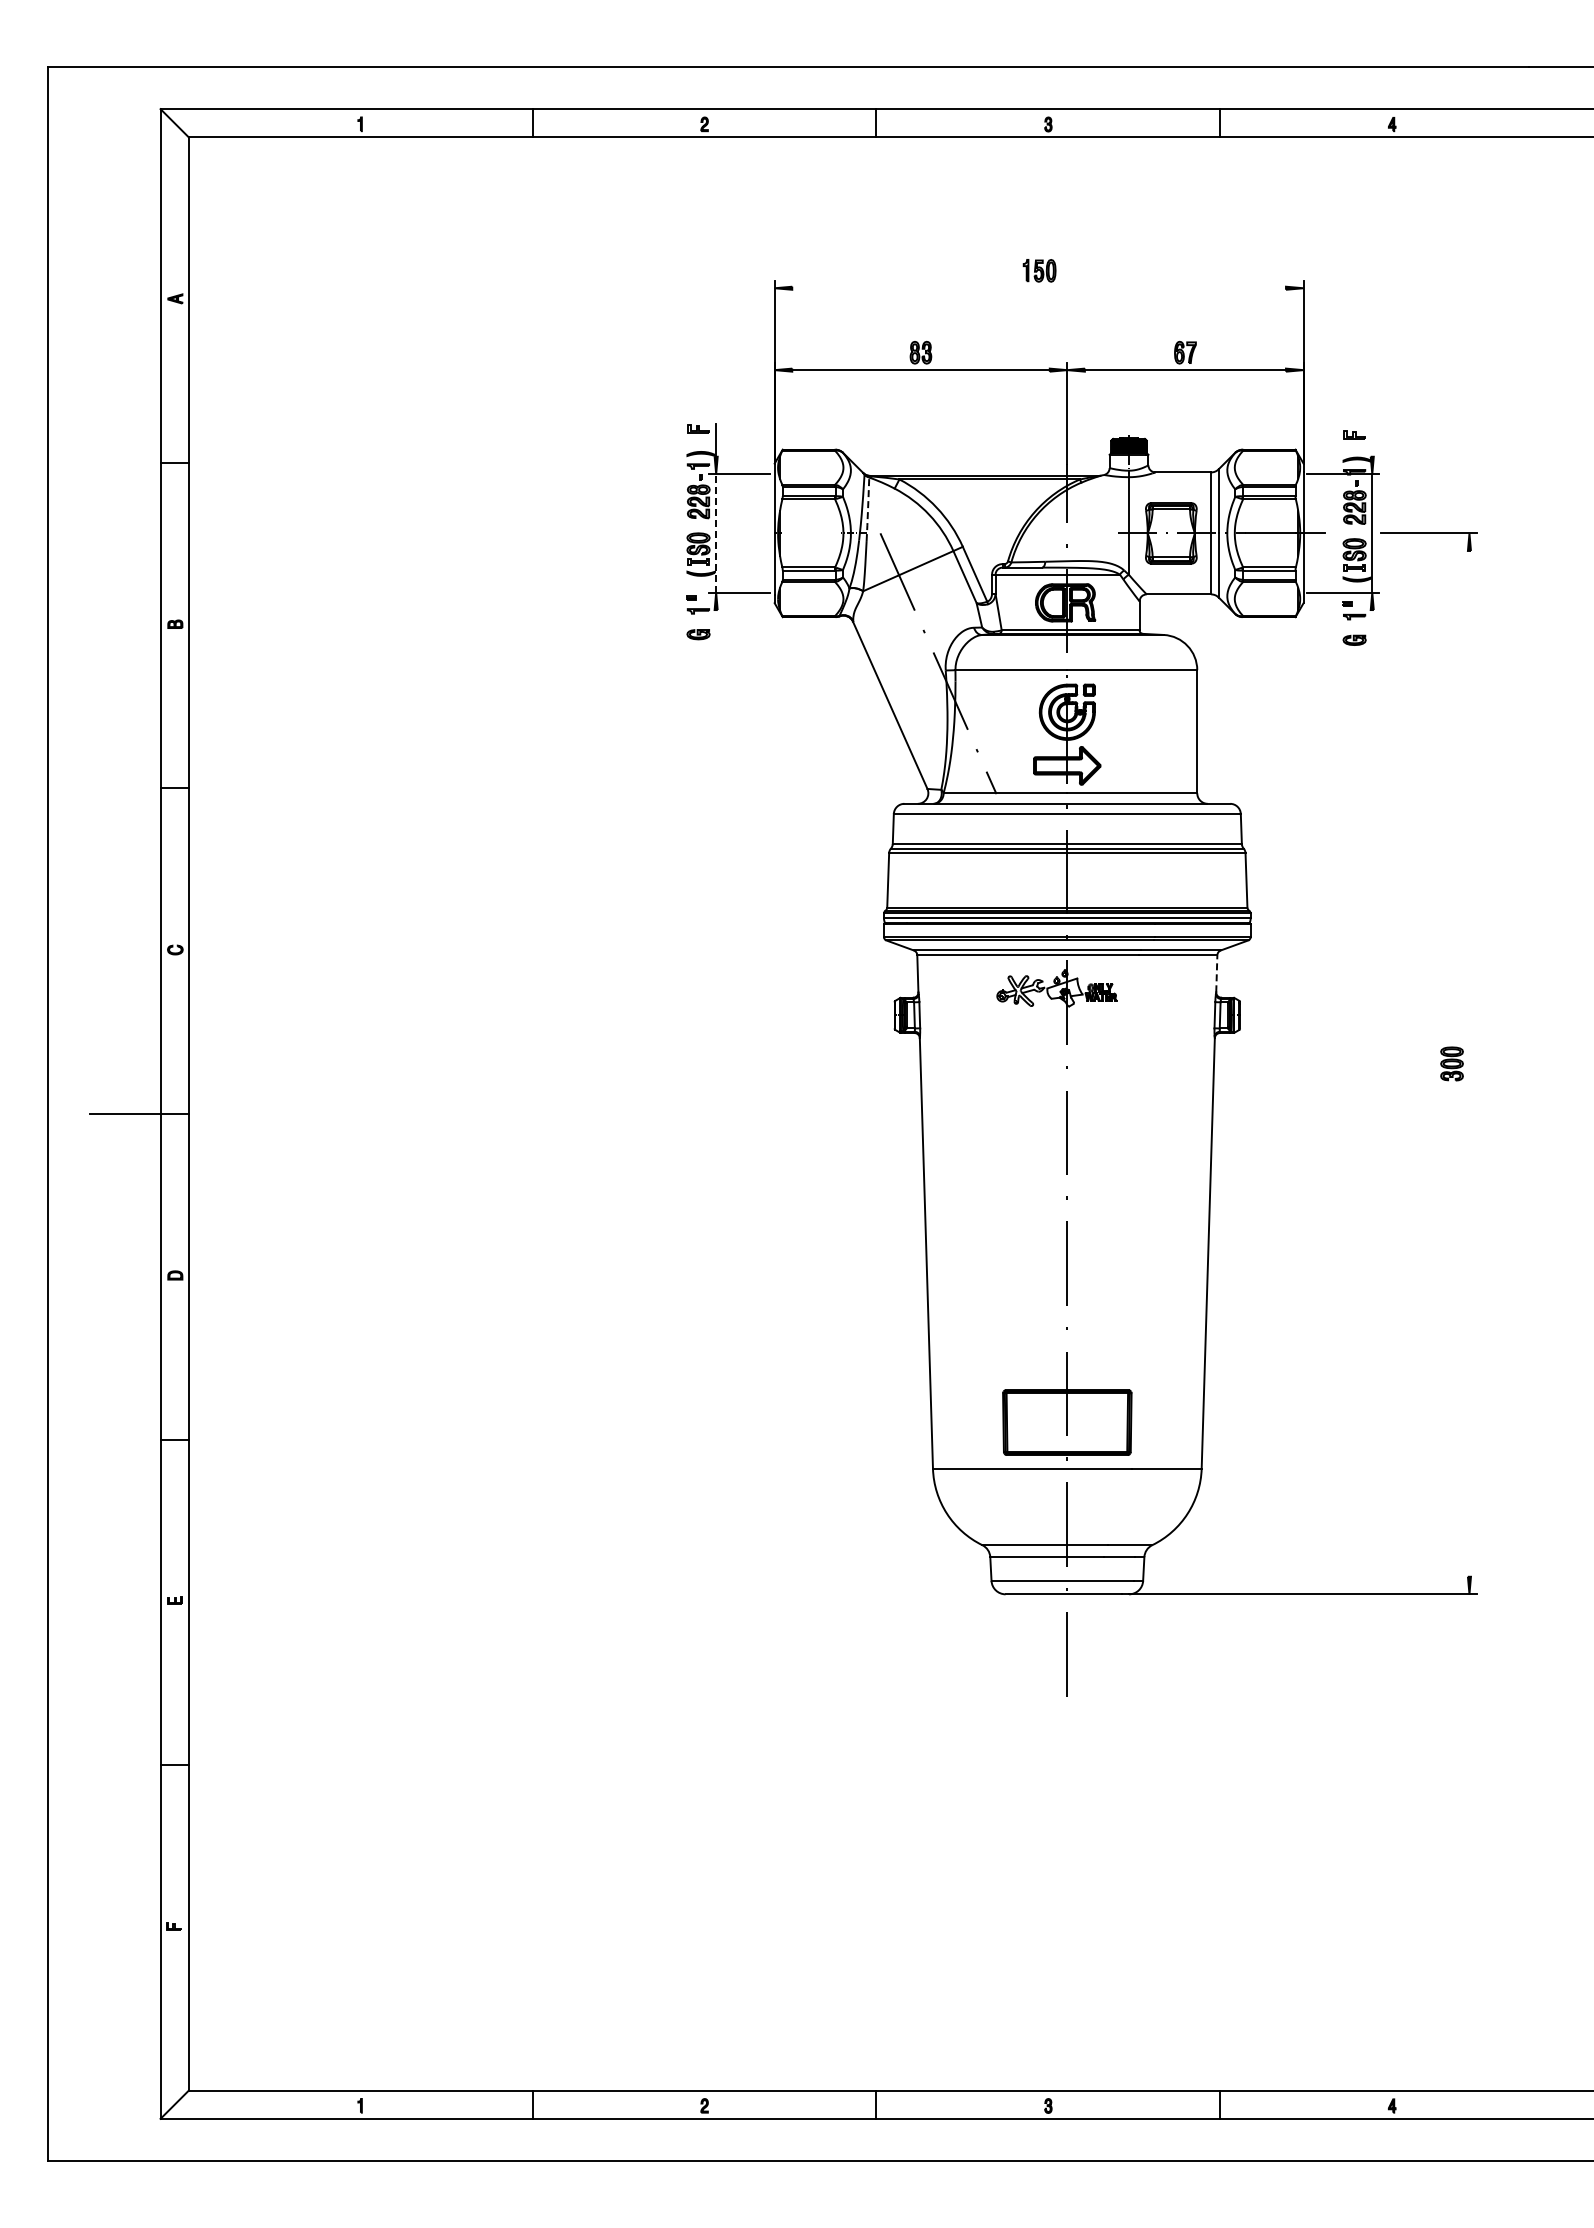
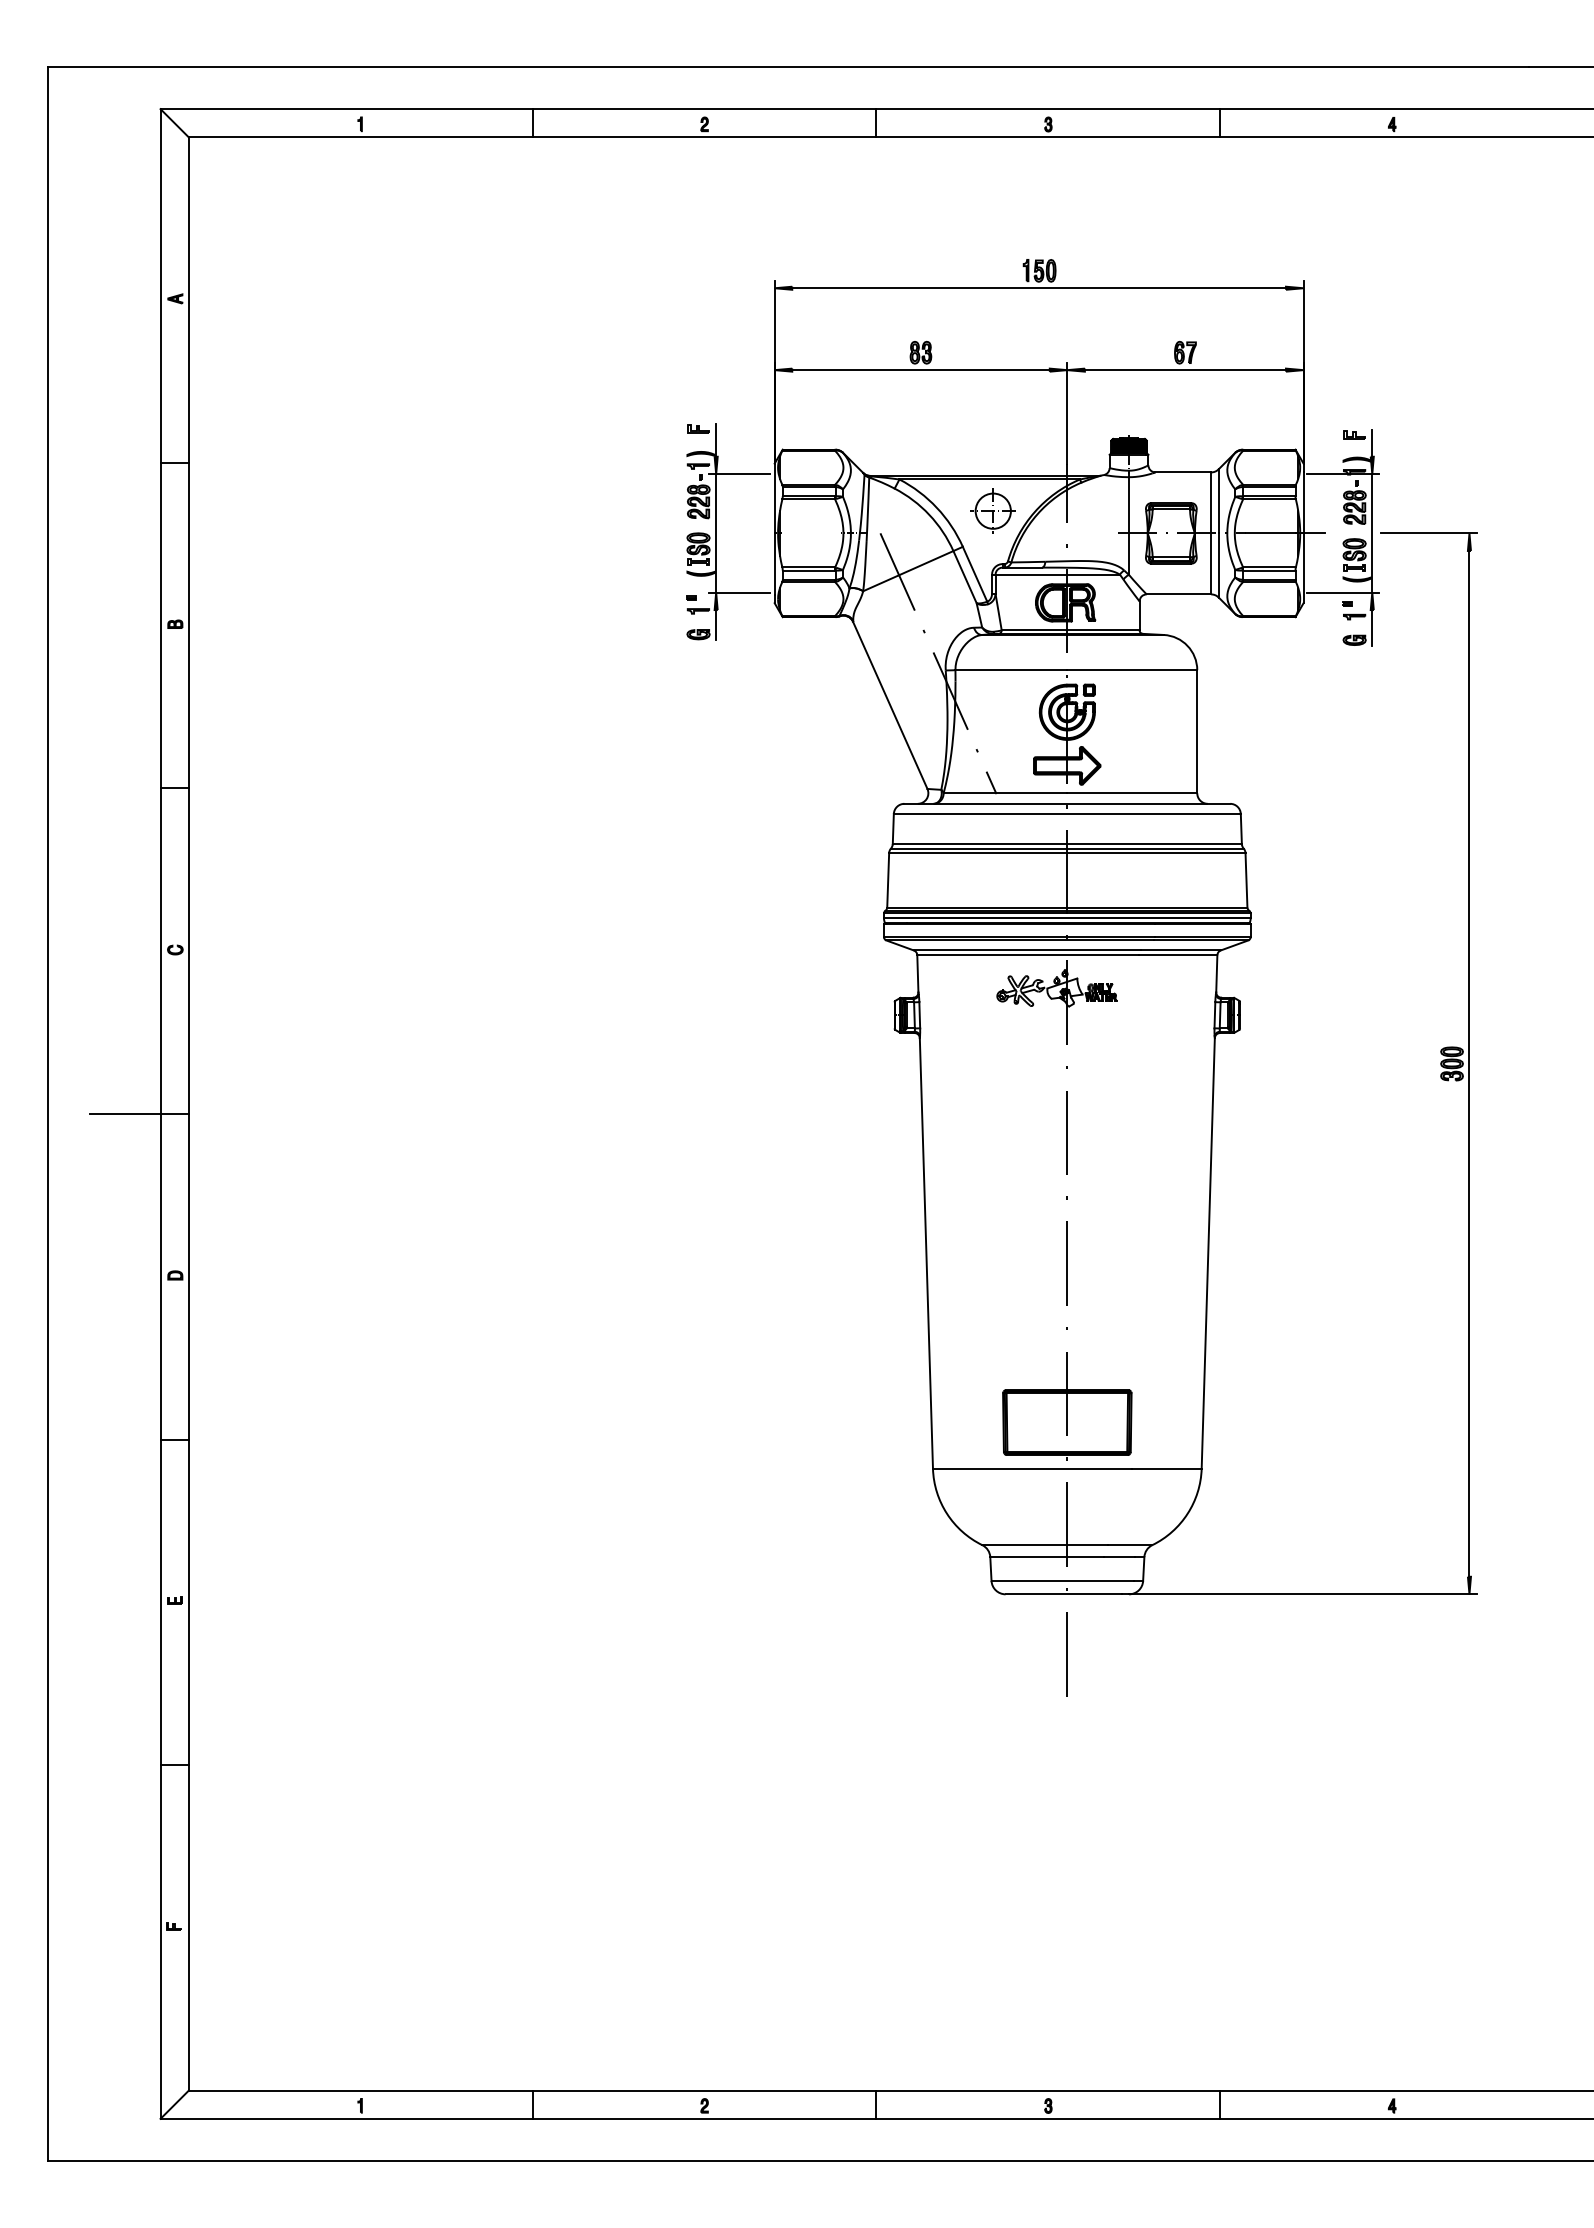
line: none -> present (1039, 288)
line: none -> present (1372, 442)
line: dashed -> solid (868, 509)
part: none -> present (992, 510)
line: dashed -> solid (716, 532)
line: none -> present (716, 625)
line: none -> present (1372, 627)
line: dashed -> solid (1216, 973)
line: none -> present (1469, 1063)
